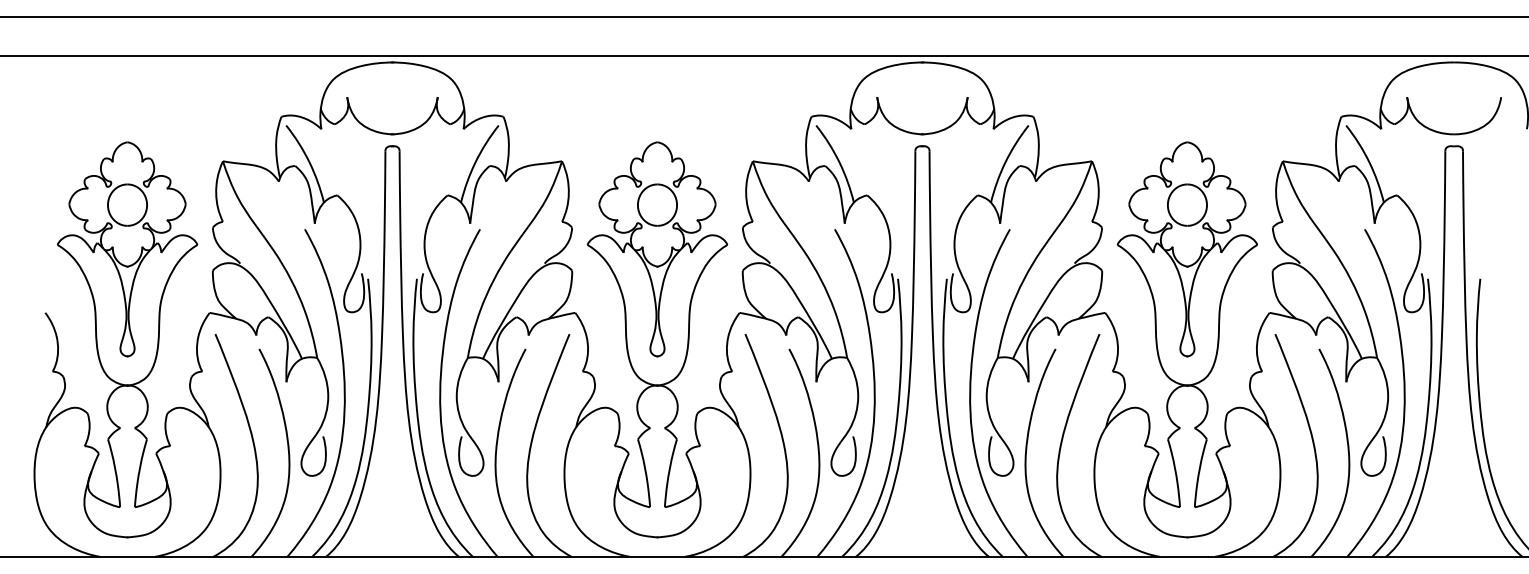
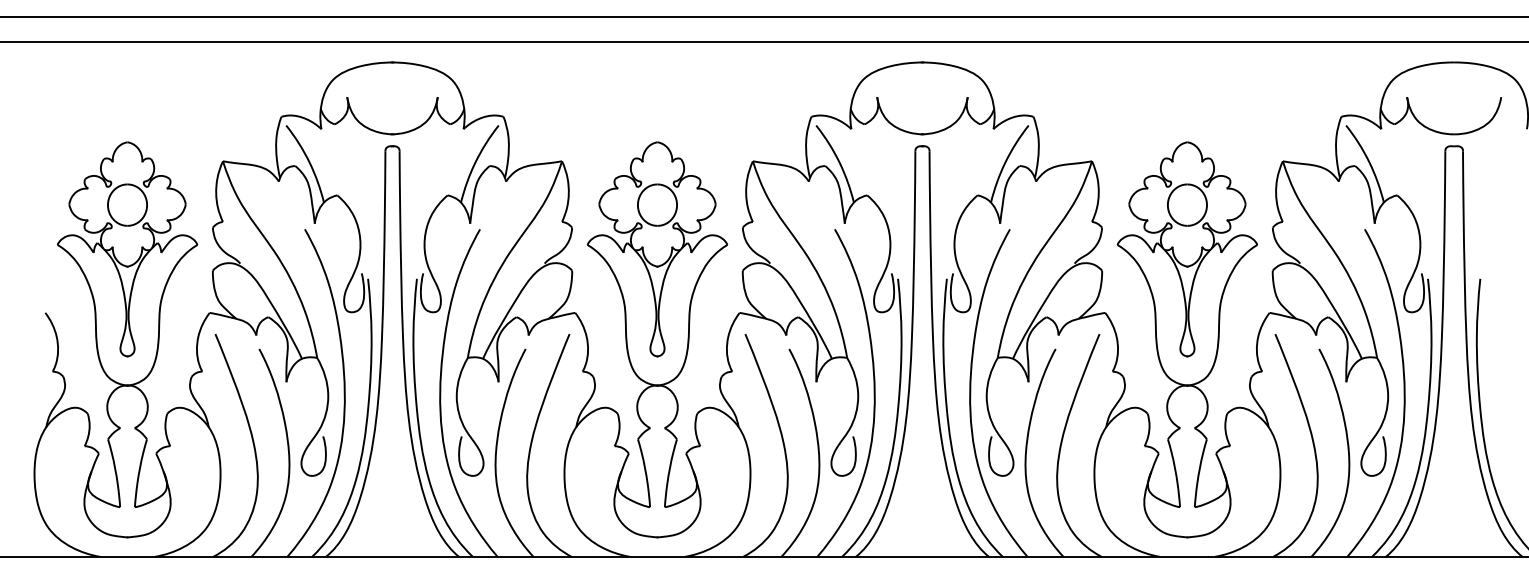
line position: (763, 56) -> (763, 42) (763, 42)
